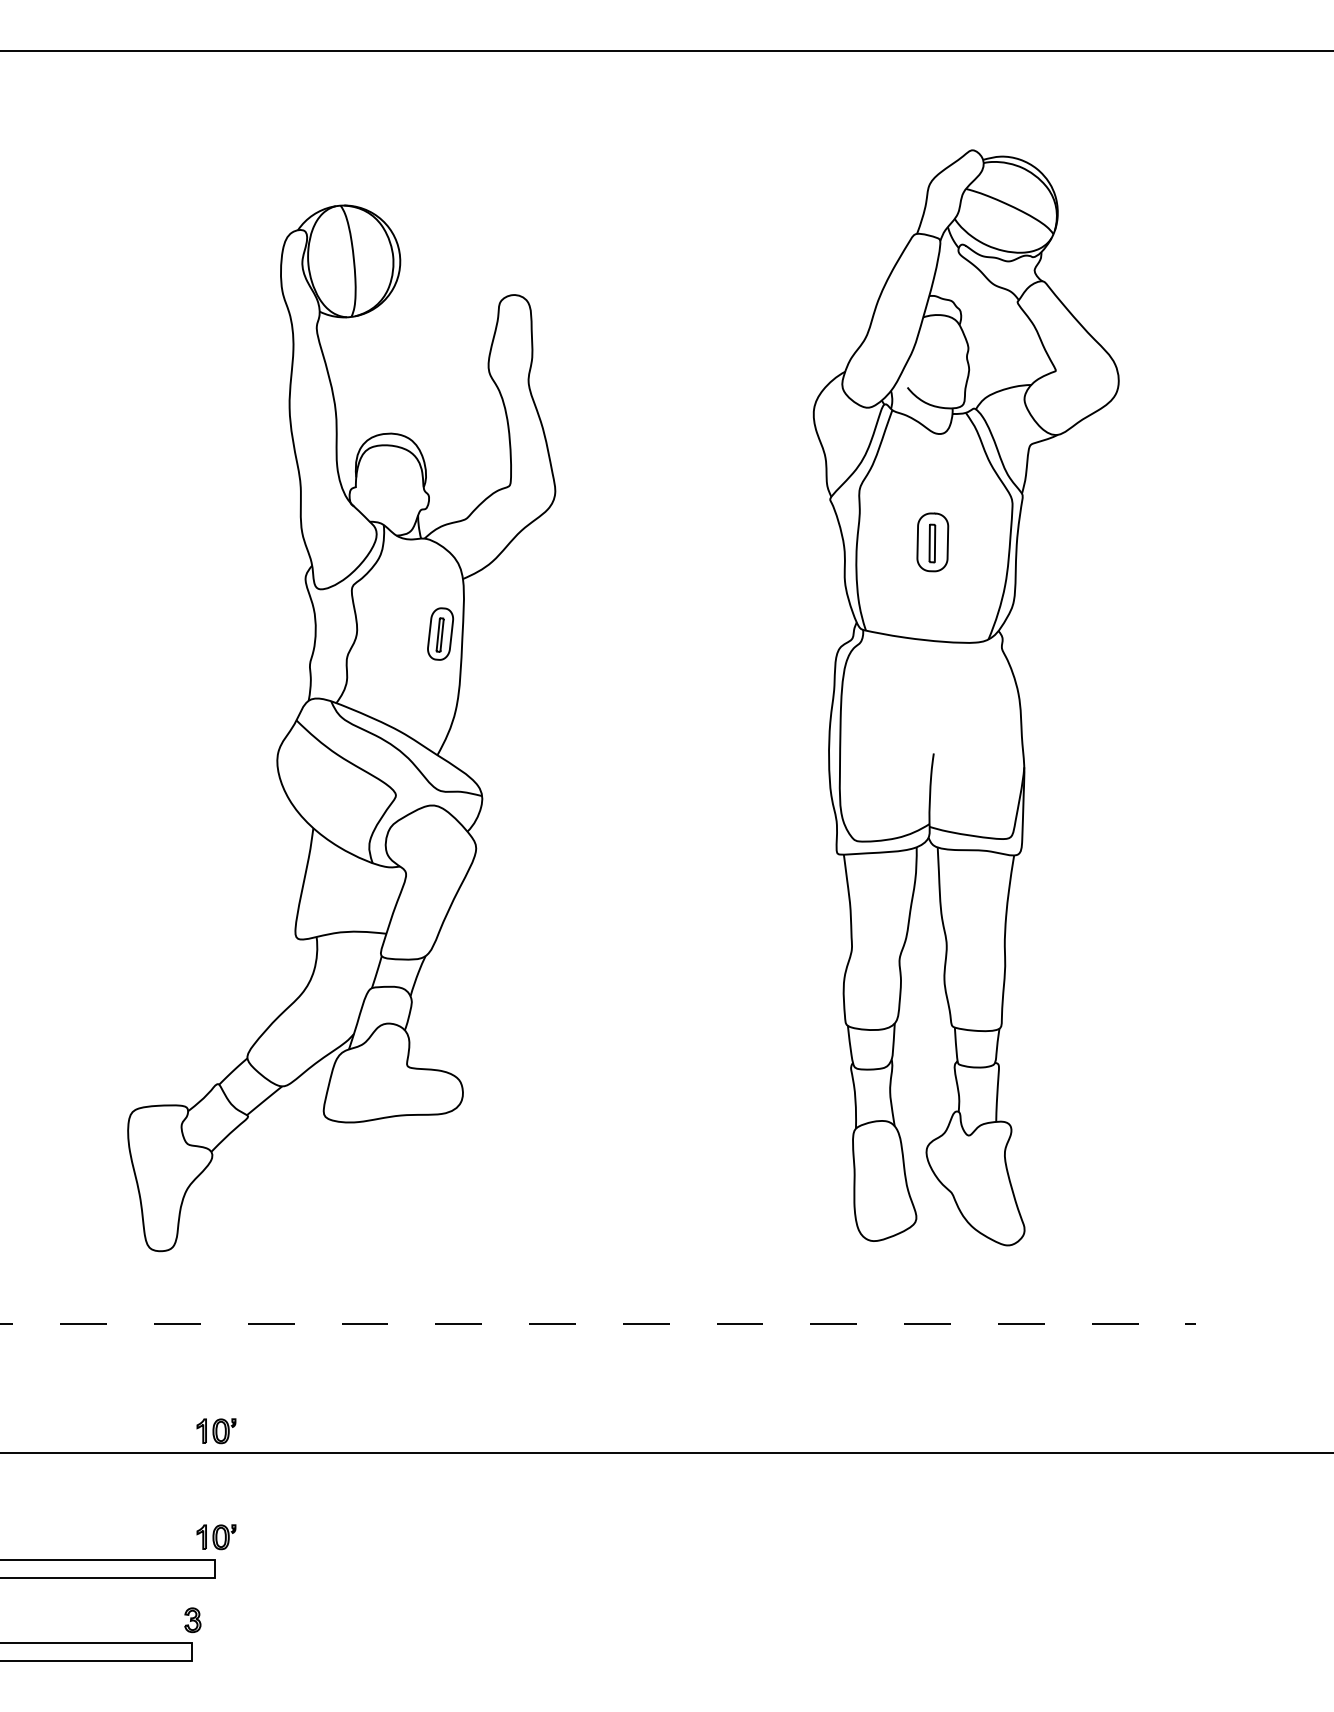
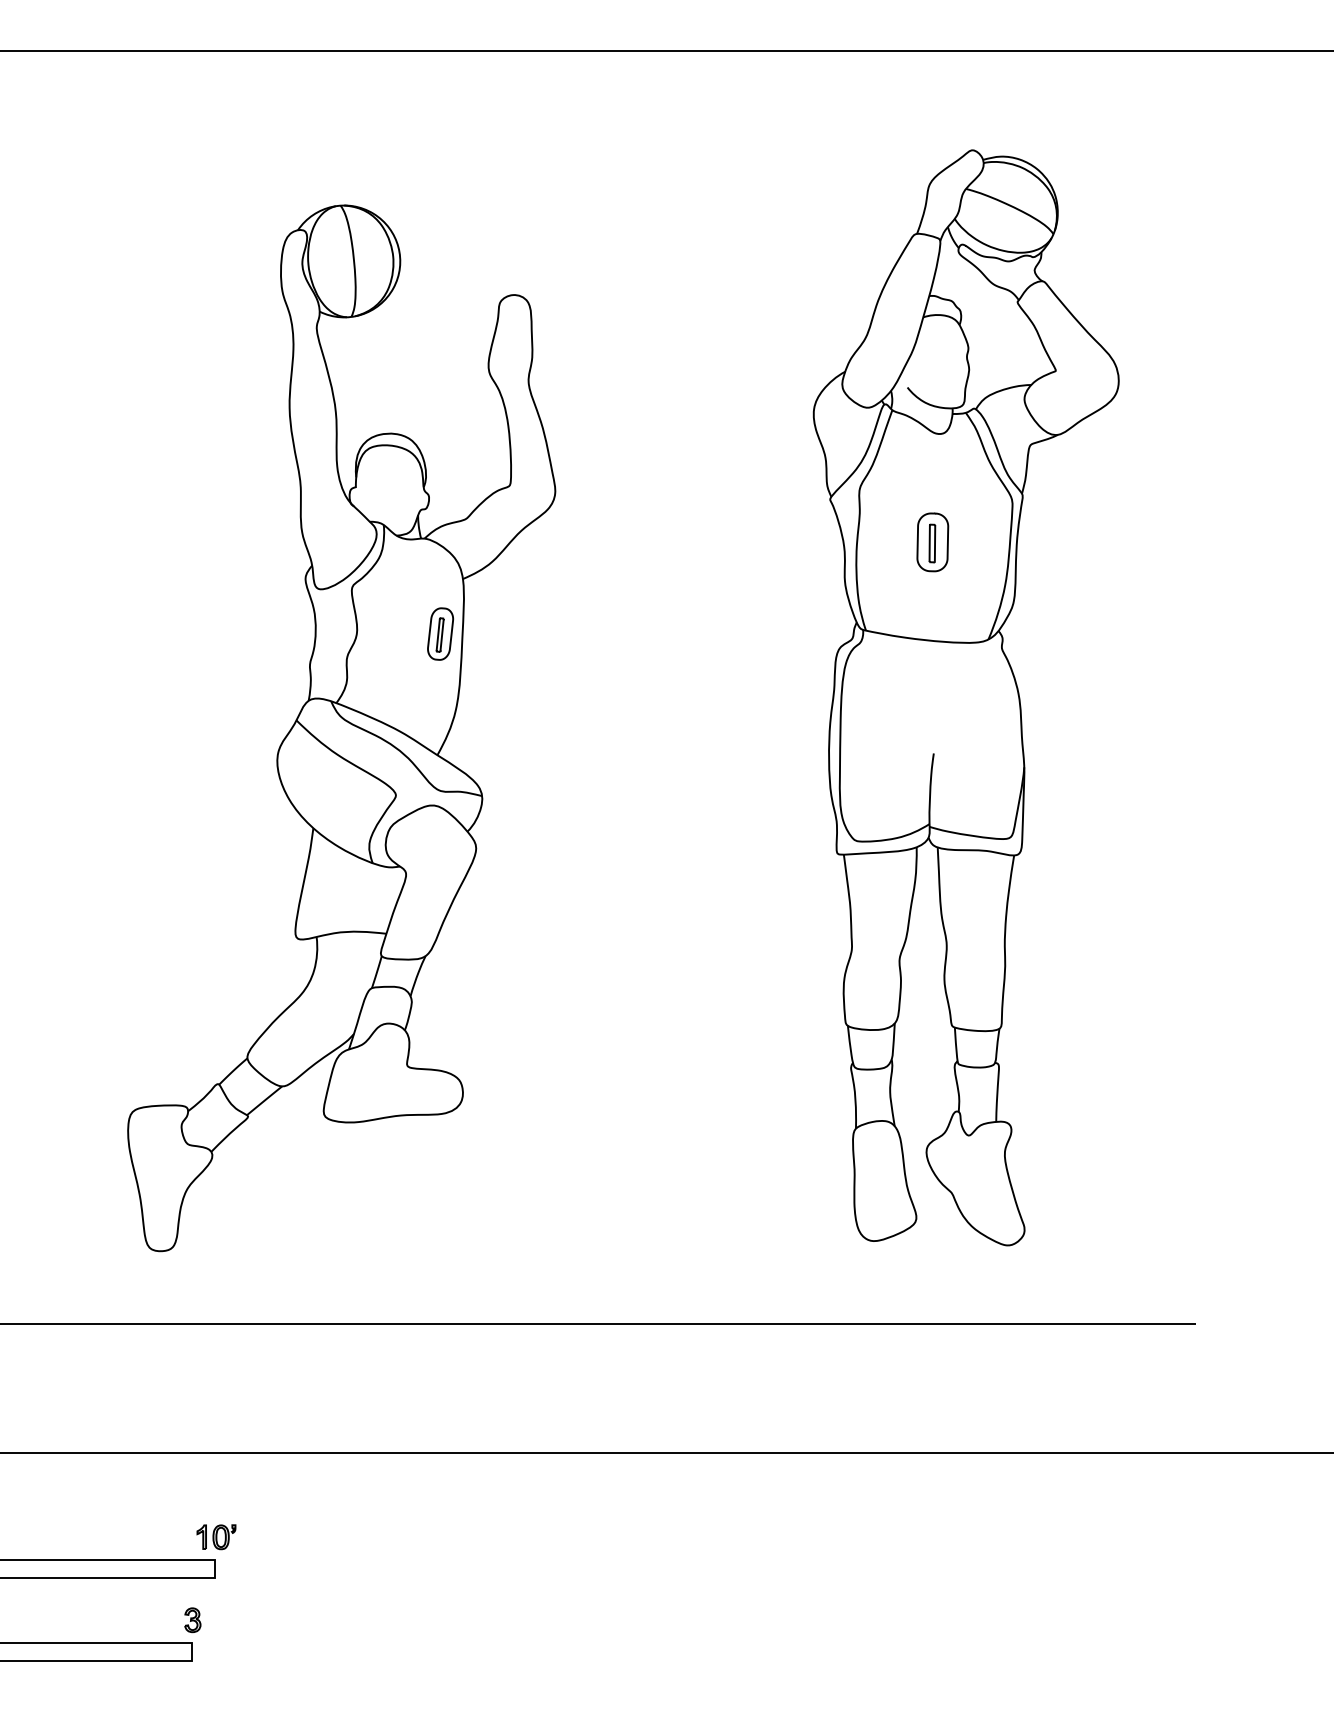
line: dashed -> solid (598, 1324)
part: present -> none (216, 1431)
